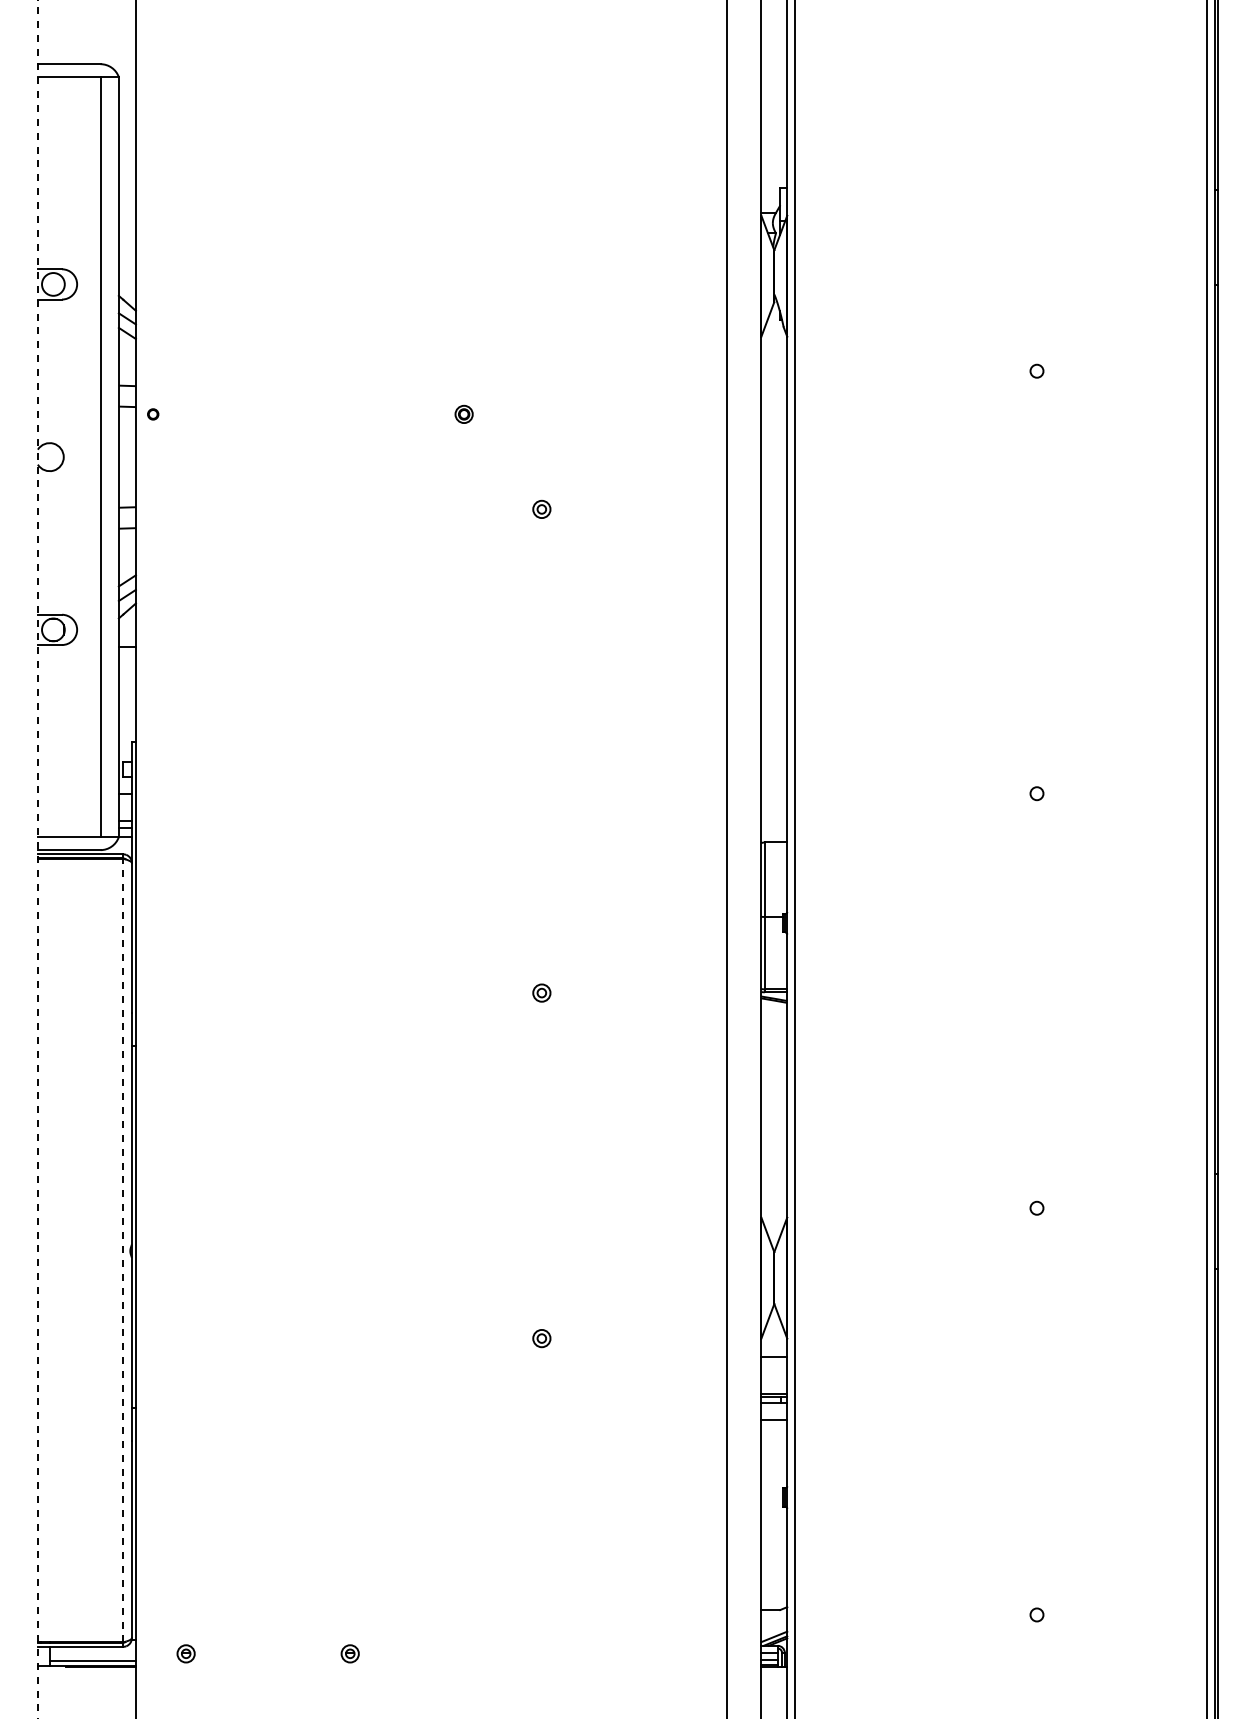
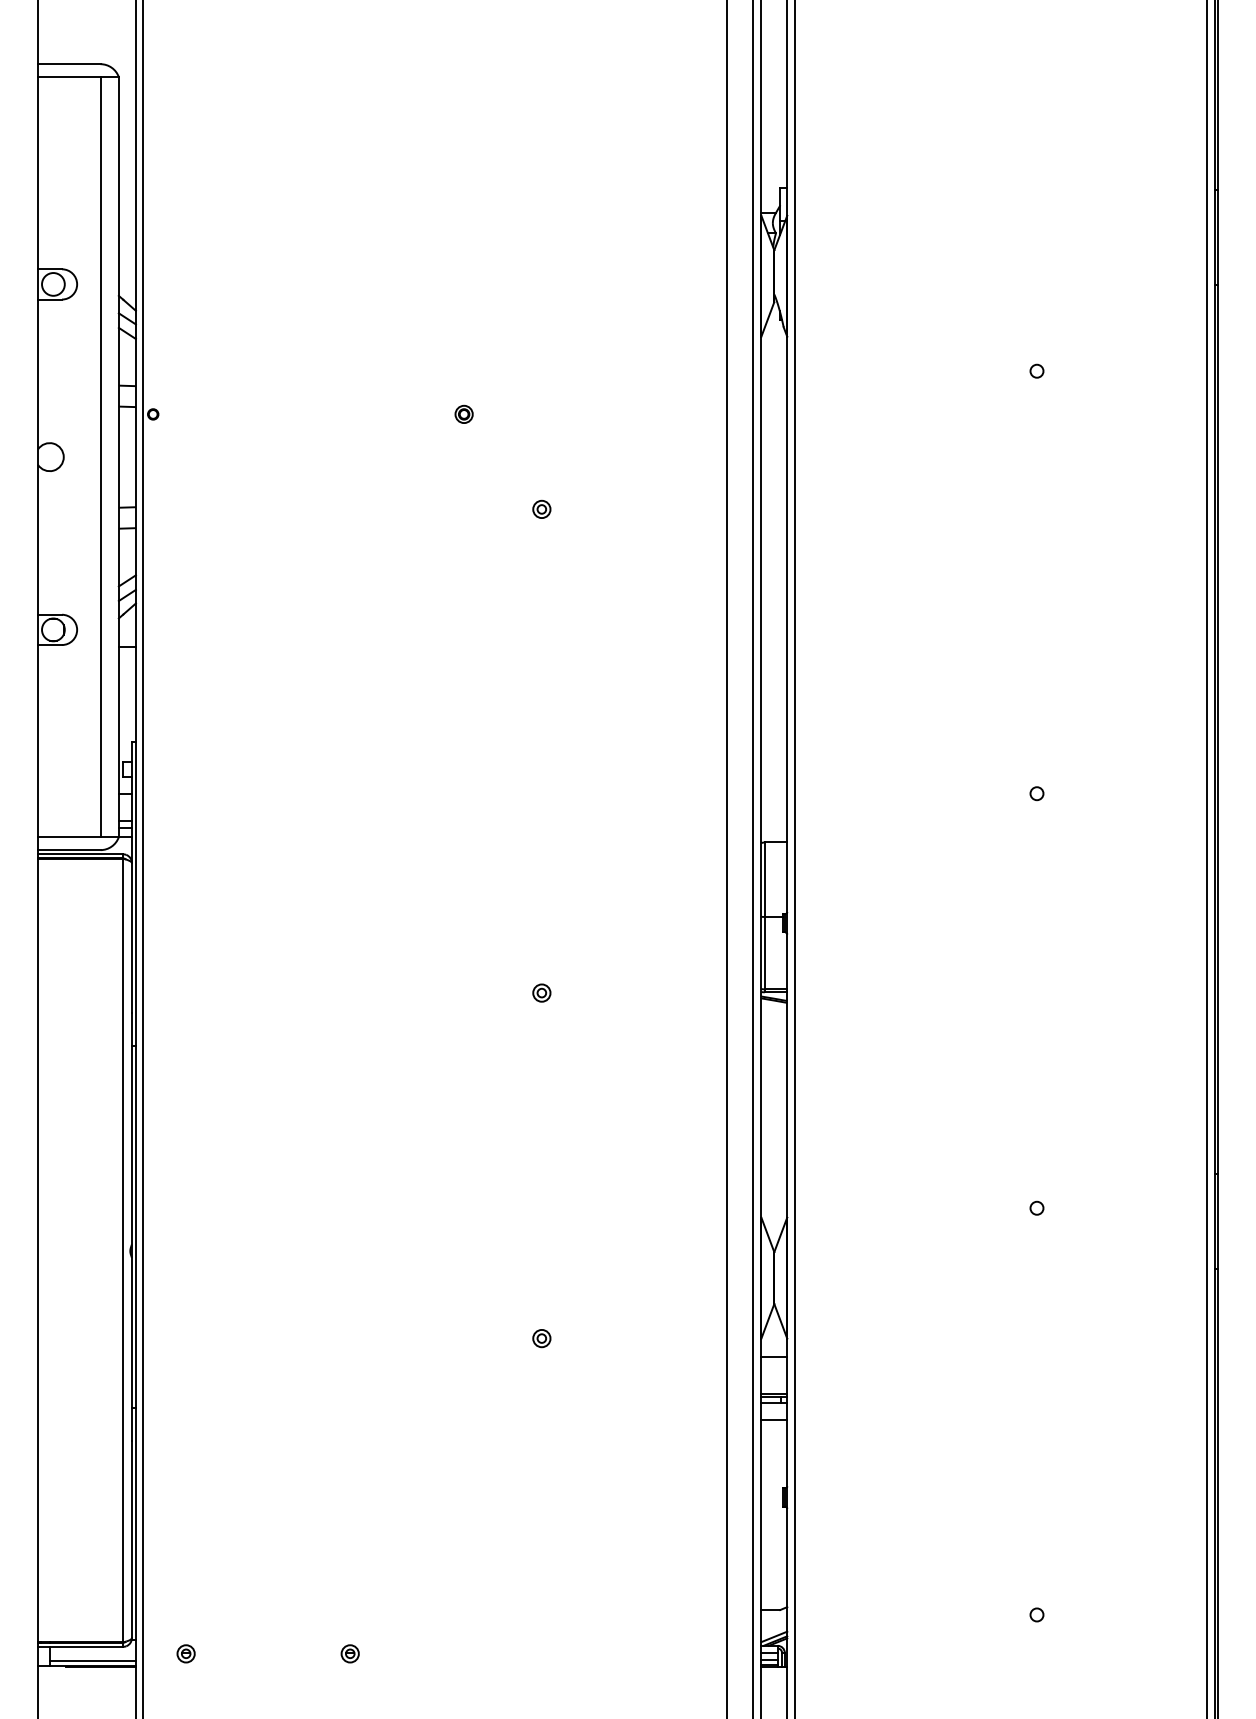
line: none -> present (143, 858)
line: none -> present (753, 858)
line: dashed -> solid (37, 859)
line: dashed -> solid (123, 1250)
